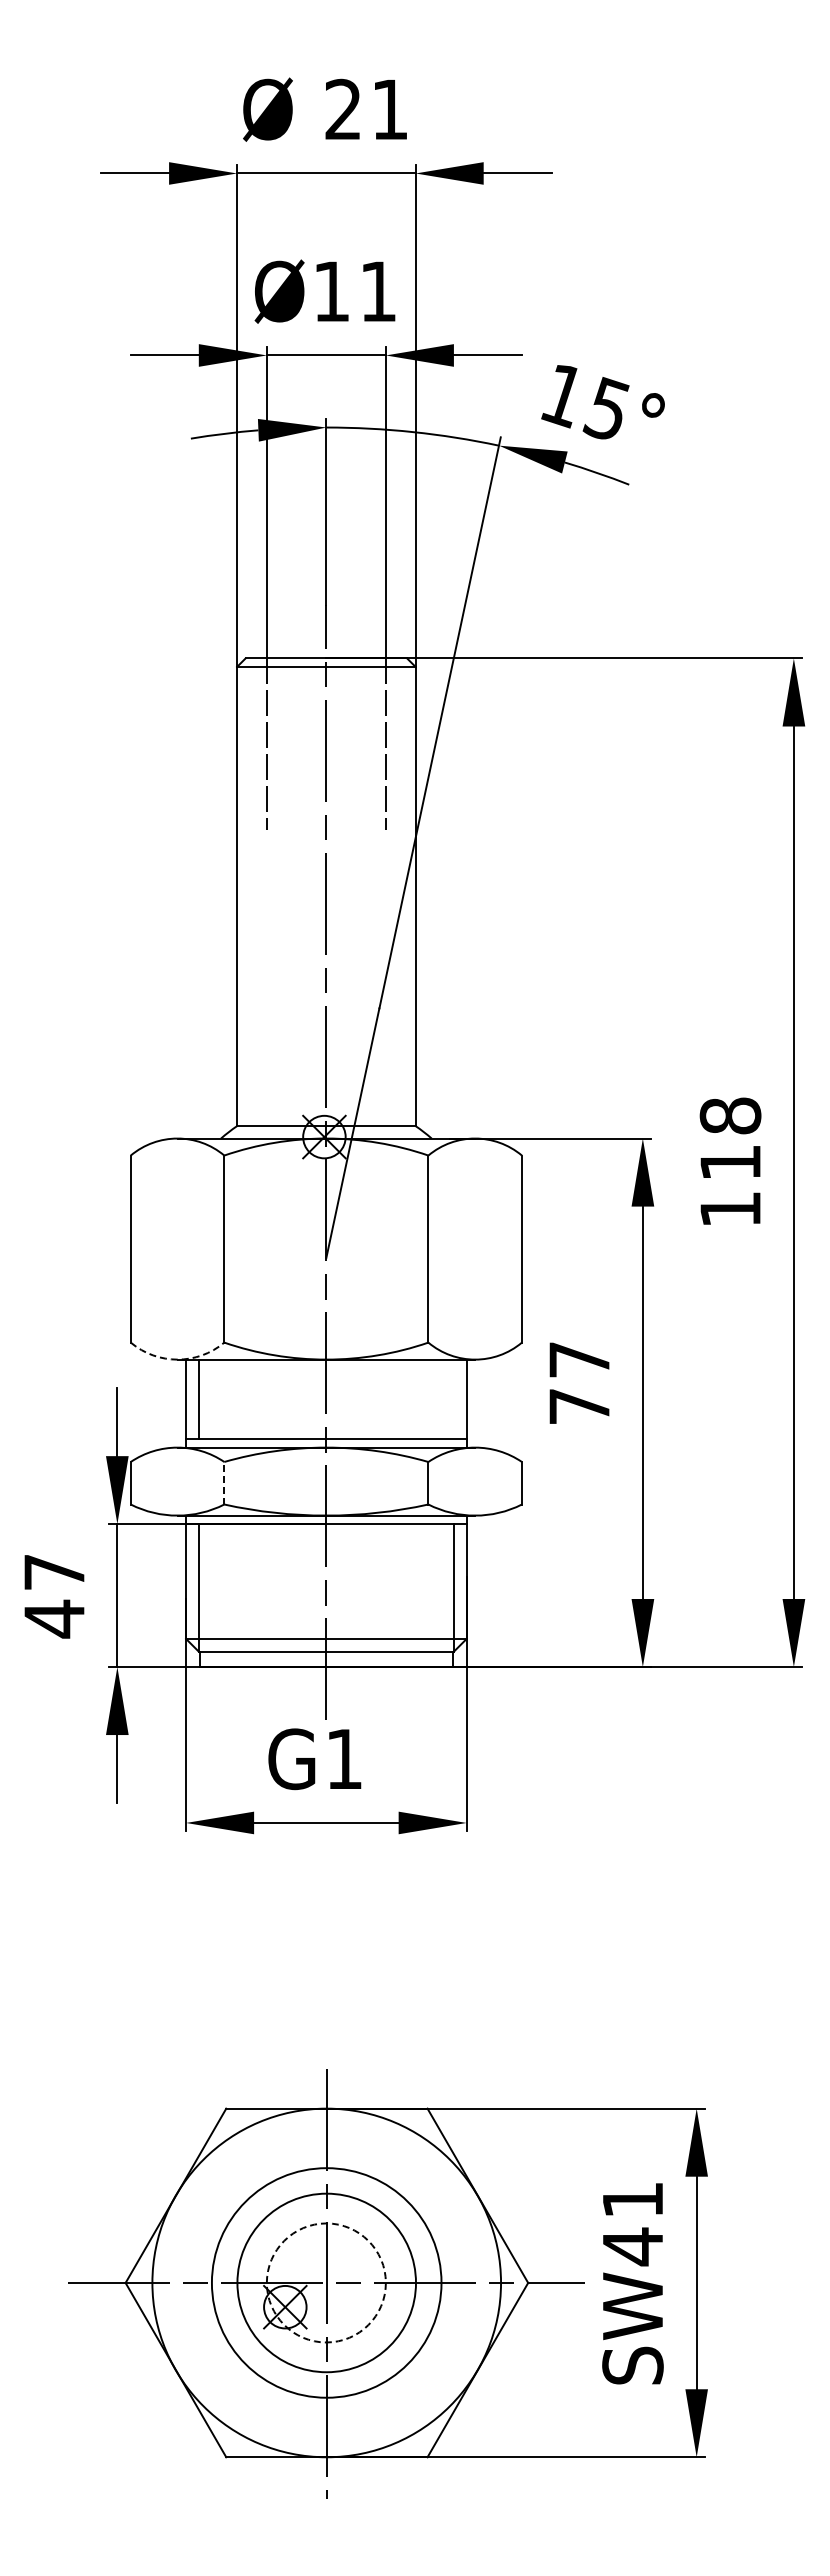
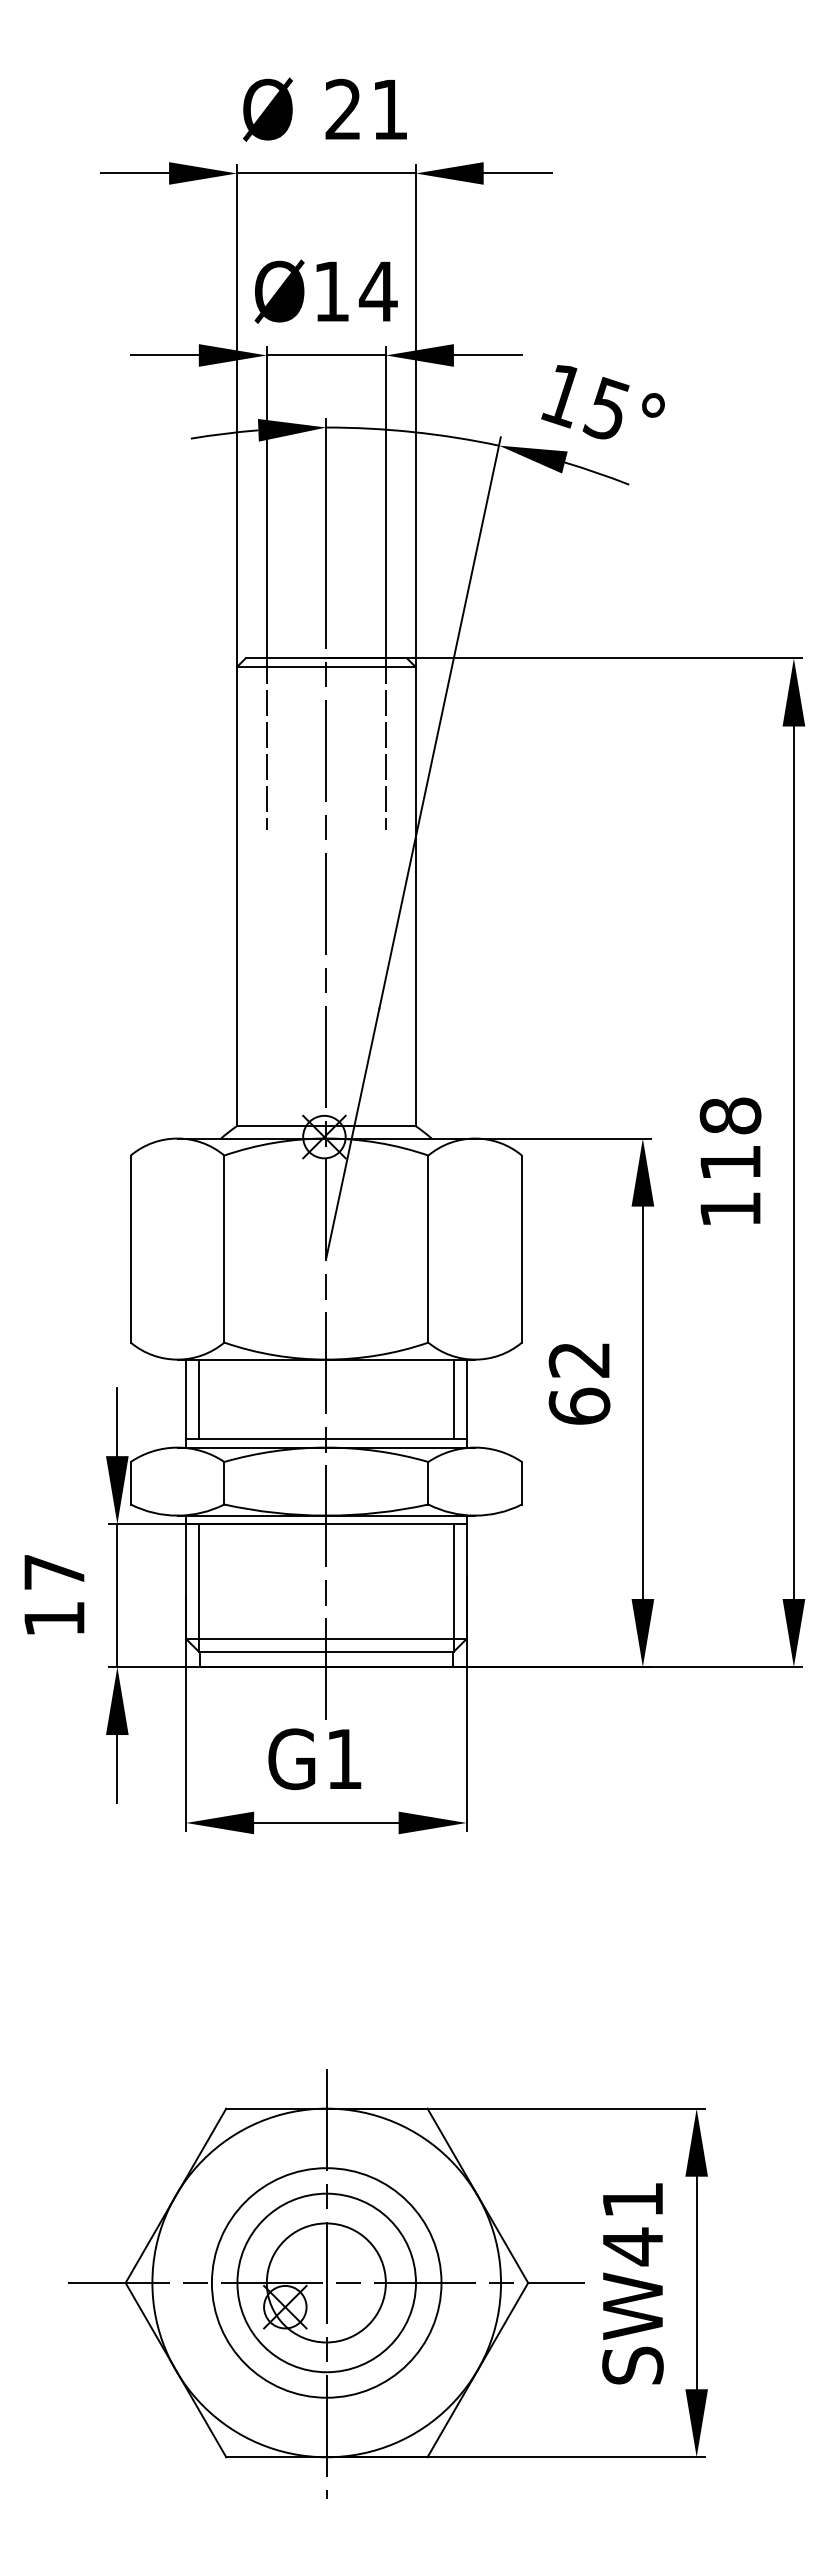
text: Ø11 -> Ø14 (377, 291)
arc: dashed -> solid (177, 1359)
text: 77 -> 62 (579, 1383)
line: none -> present (453, 1399)
line: dashed -> solid (224, 1482)
text: 47 -> 17 (54, 1618)
circle: dashed -> solid (325, 2282)
